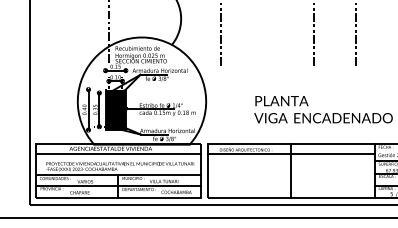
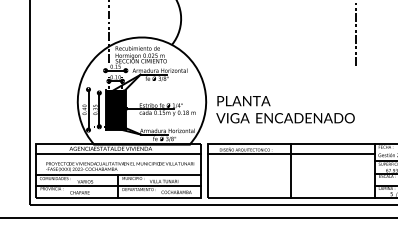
line: present -> none (220, 33)
line: present -> none (314, 33)
text position: (323, 109) -> (285, 109) (285, 109)
